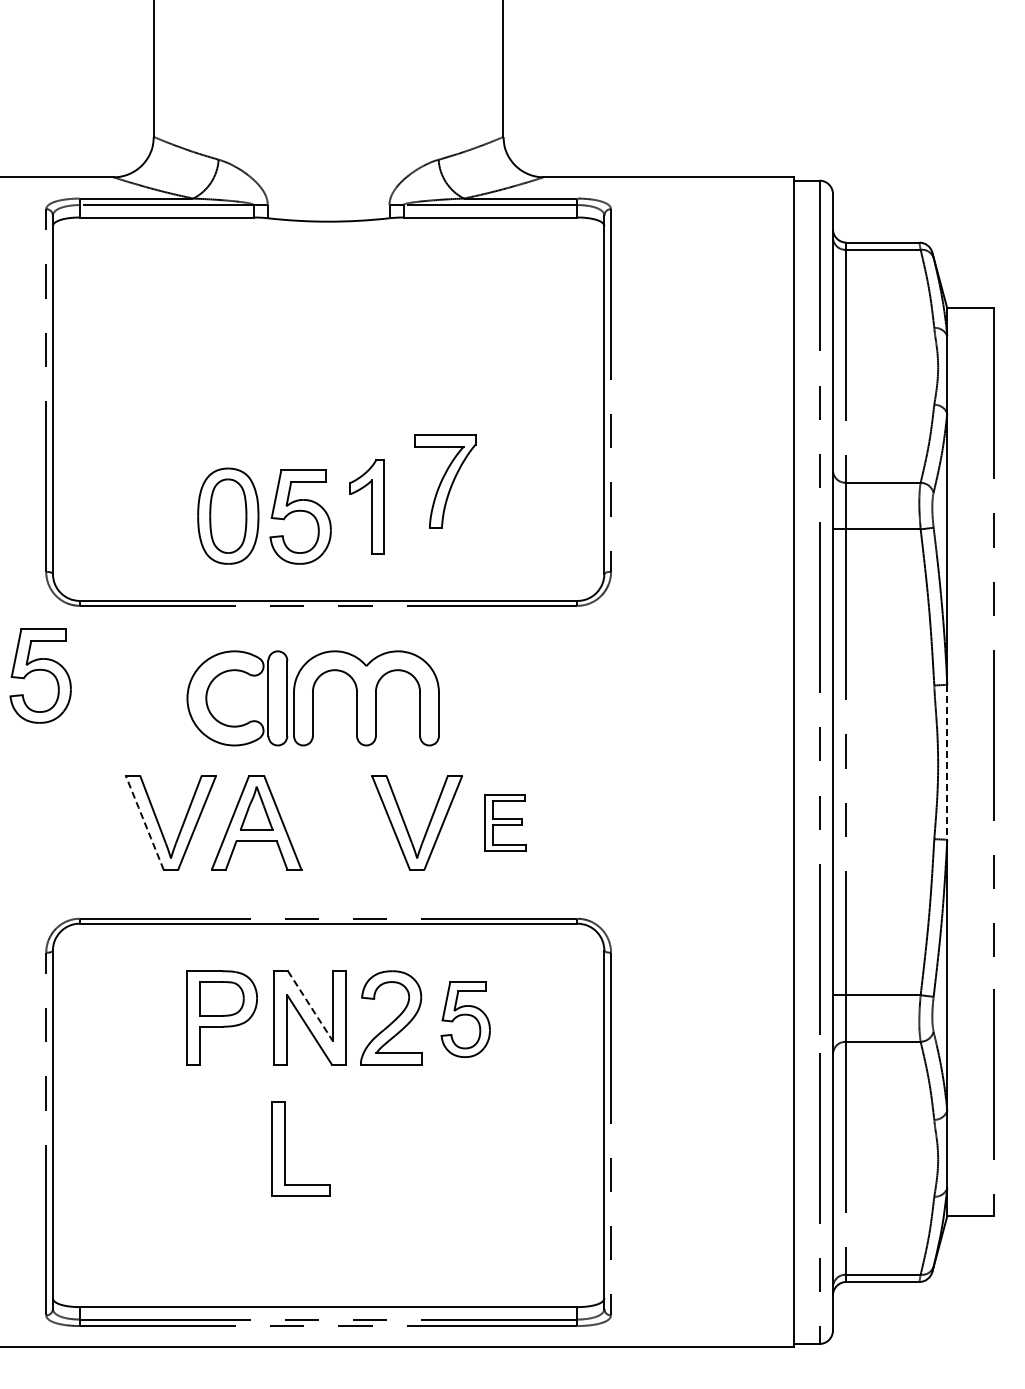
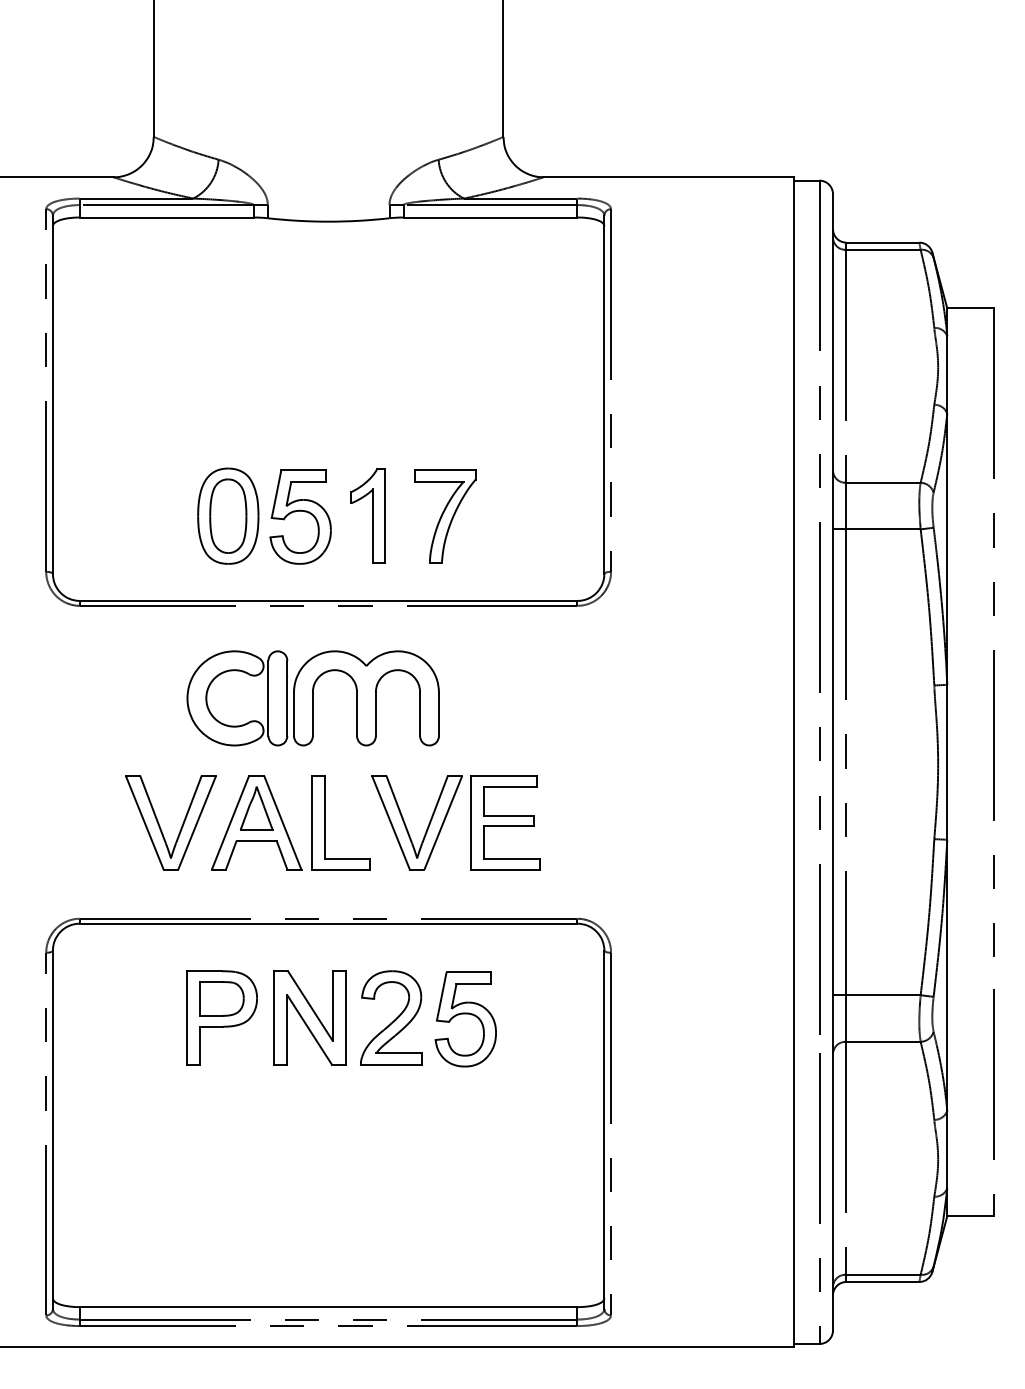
part position: (445, 481) -> (445, 516) (445, 516)
part position: (366, 506) -> (367, 515) (367, 515)
part: present -> none (40, 675)
line: dashed -> solid (947, 762)
part size: 43x58 px -> 71x96 px (505, 822)
line: dashed -> solid (144, 823)
line: dashed -> solid (310, 1006)
part size: 51x77 px -> 63x97 px (465, 1019)
part position: (285, 1148) -> (325, 822) (325, 822)
